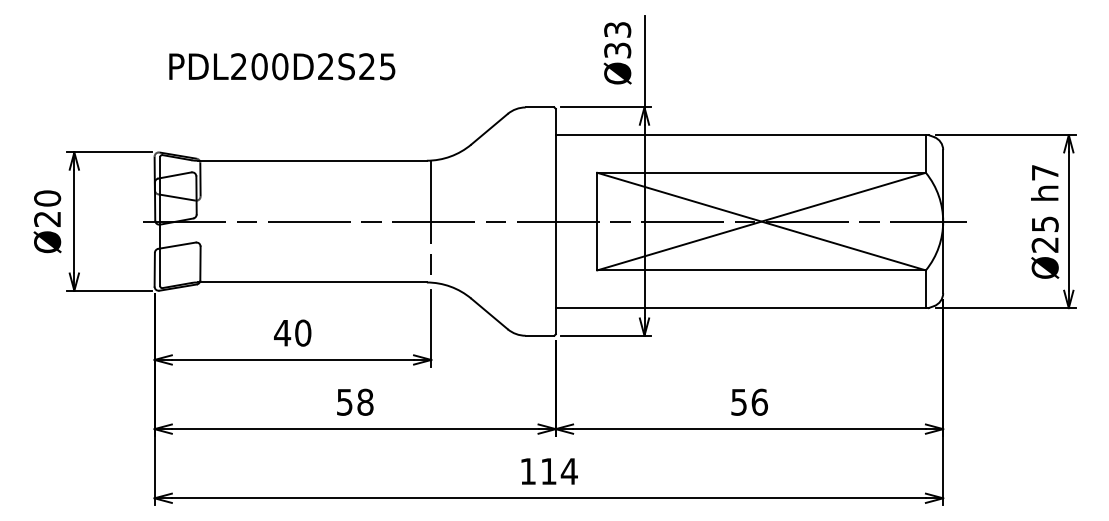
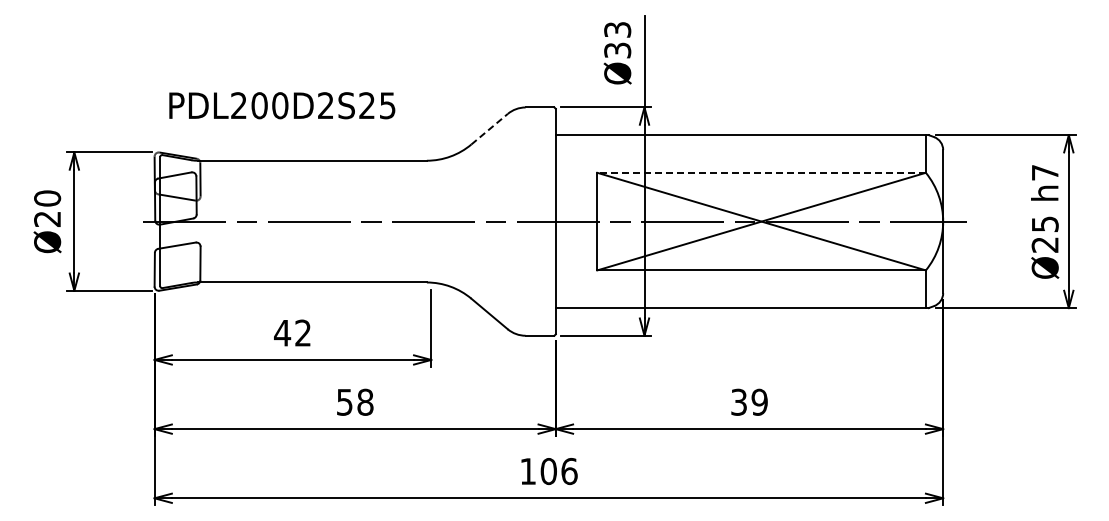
text position: (282, 66) -> (282, 105) (282, 105)
line: solid -> dashed (489, 129)
line: solid -> dashed (761, 172)
line: present -> none (431, 221)
text: 40 -> 42 (303, 332)
text: 56 -> 39 (749, 401)
text: 114 -> 106 (558, 471)
